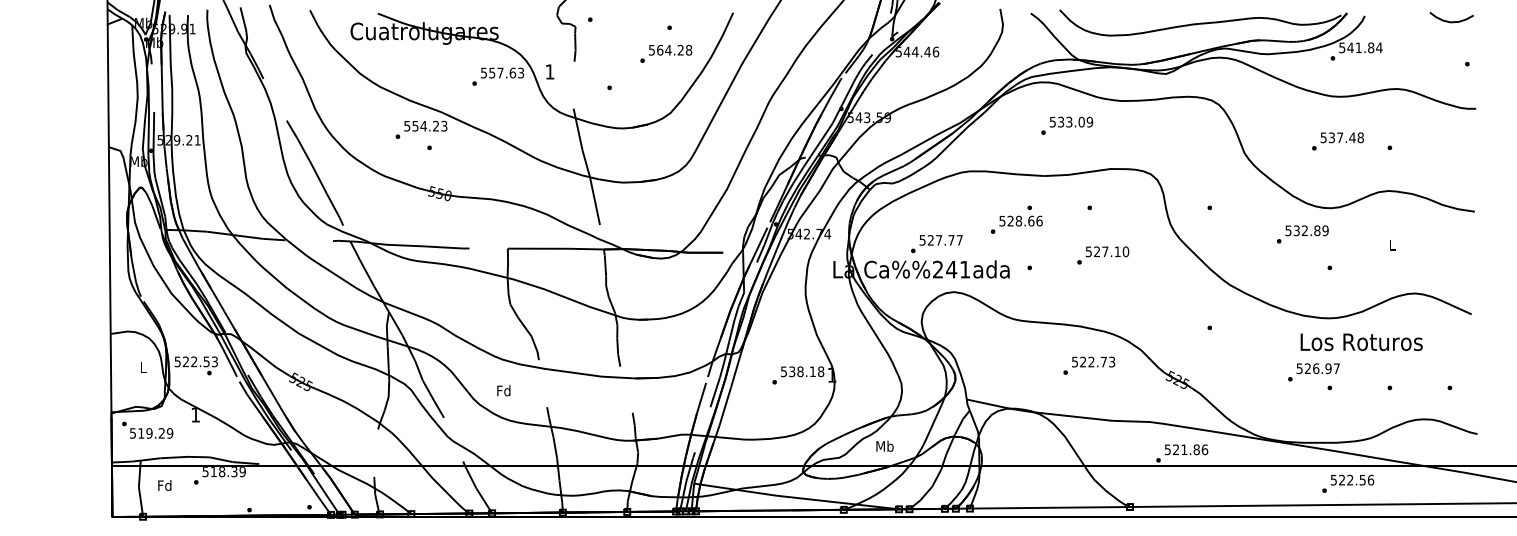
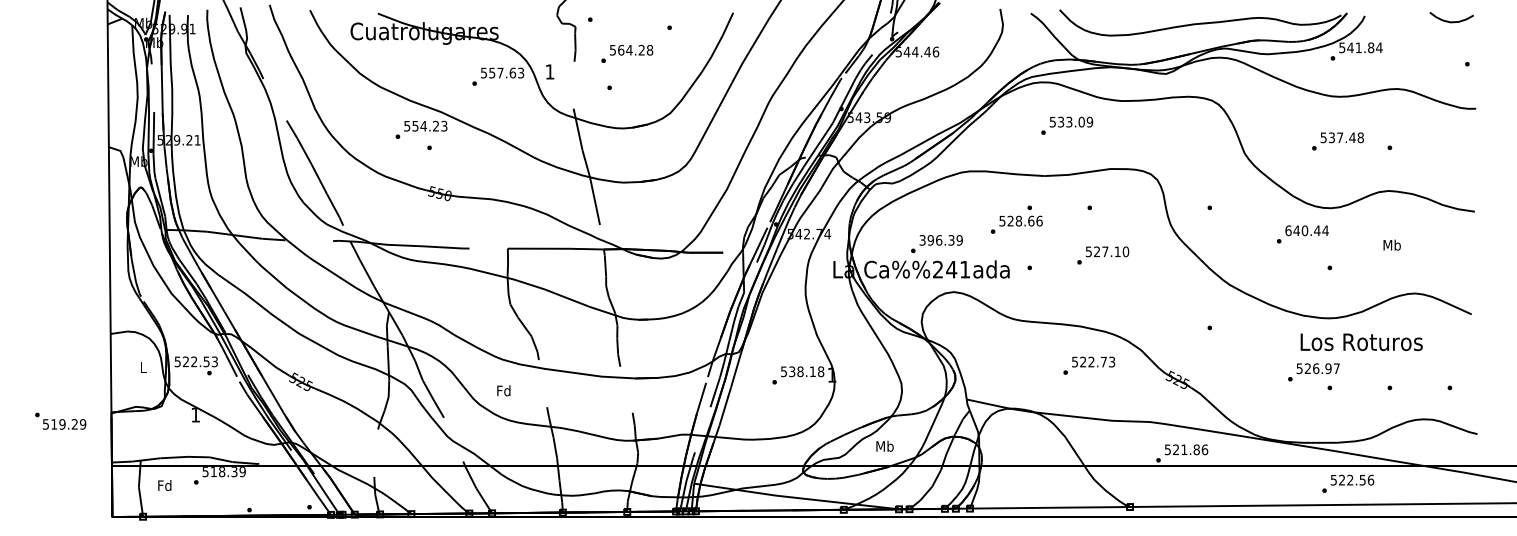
text position: (666, 53) -> (627, 53) (627, 53)
text: 532.89 -> 640.44 (1306, 230)
text: 527.77 -> 396.39 (941, 240)
text: L -> Mb (1391, 244)
text position: (147, 429) -> (60, 420) (60, 420)
